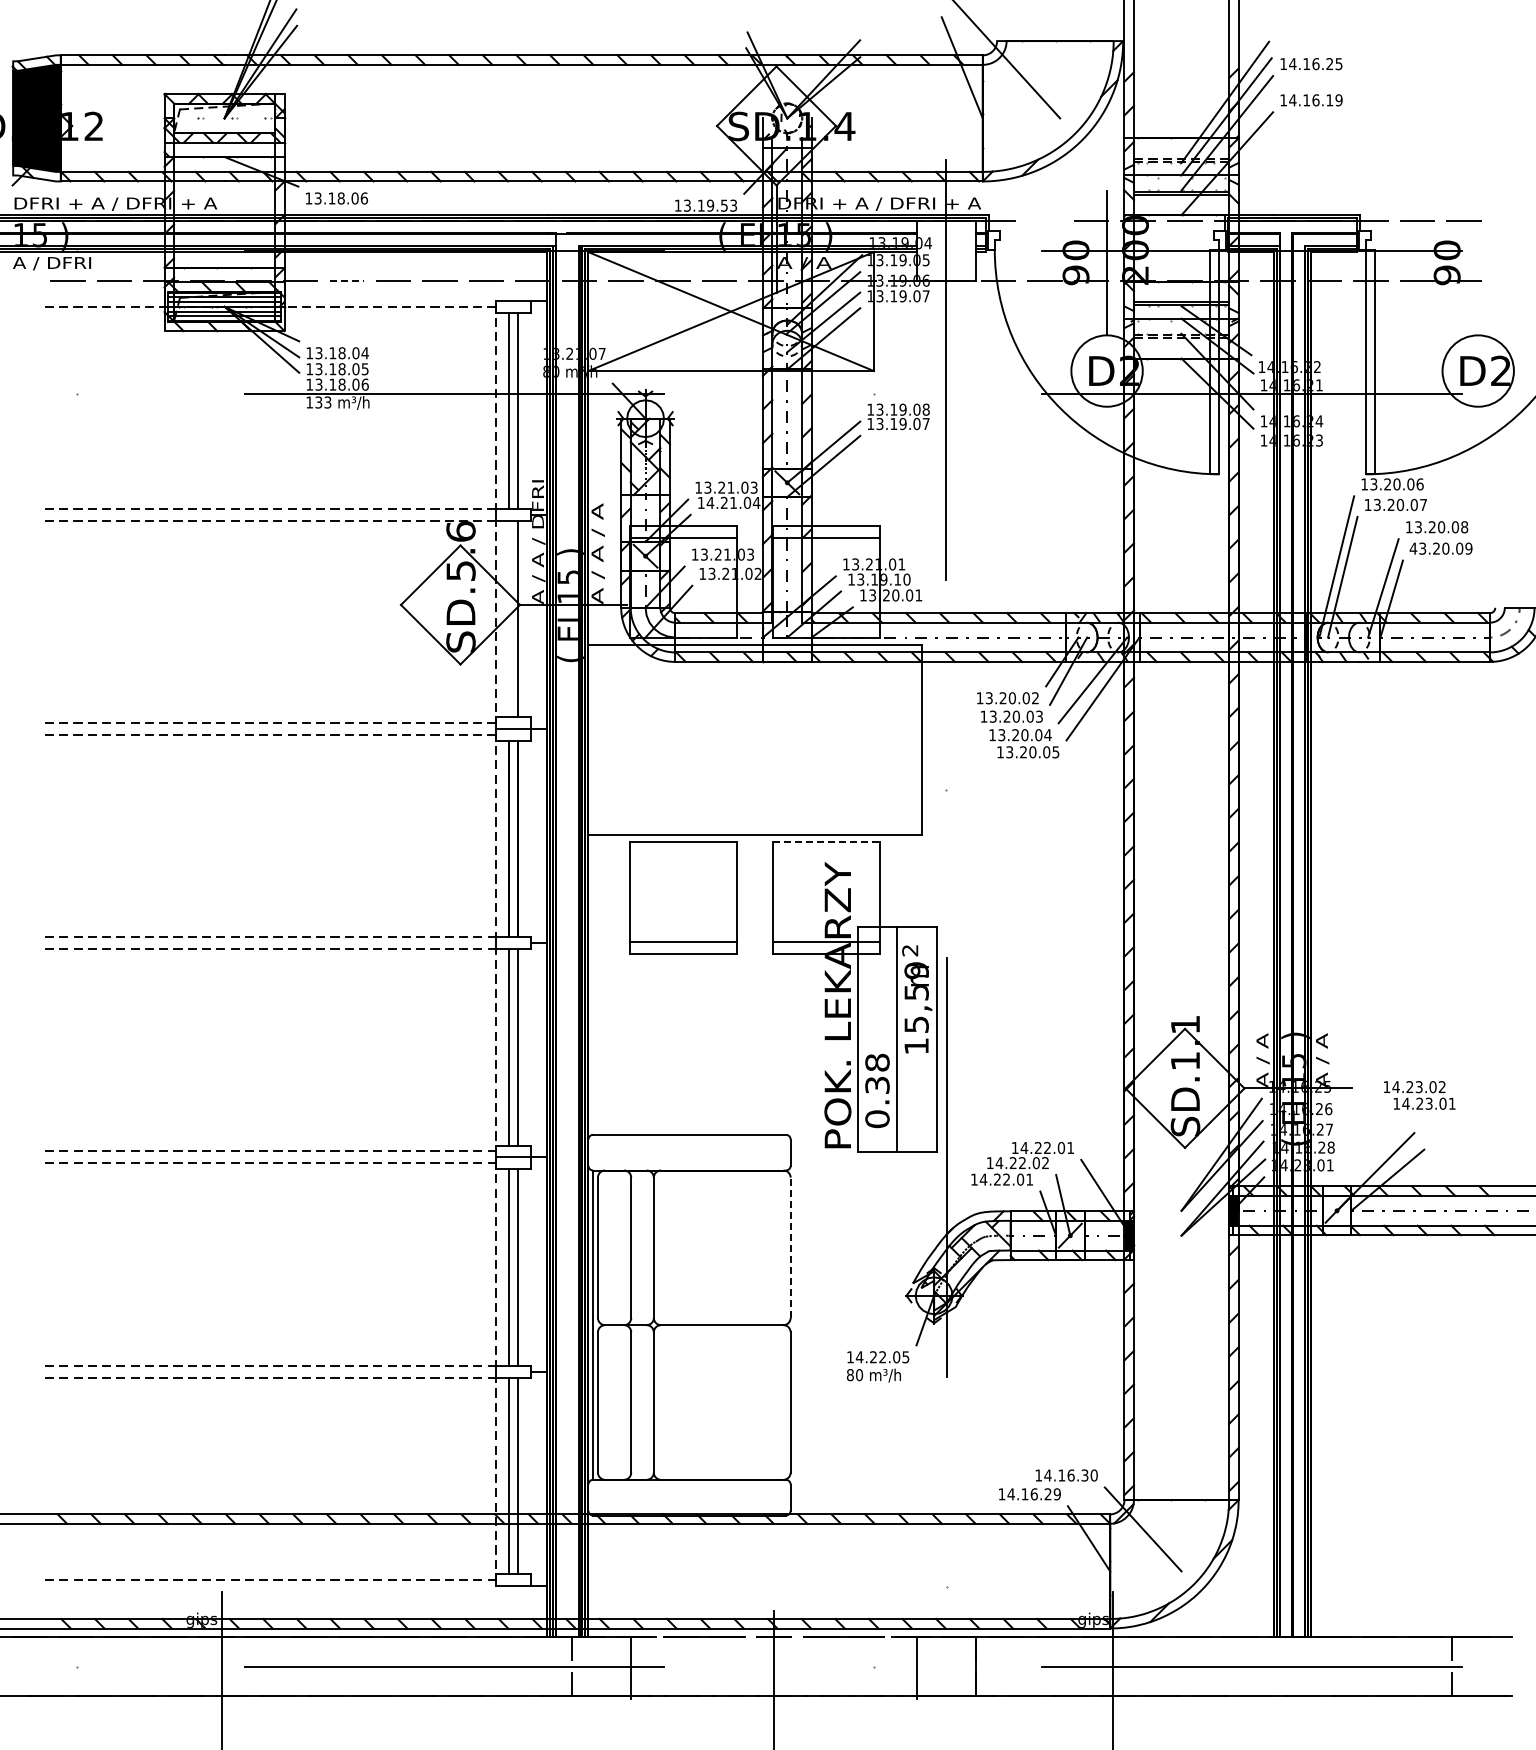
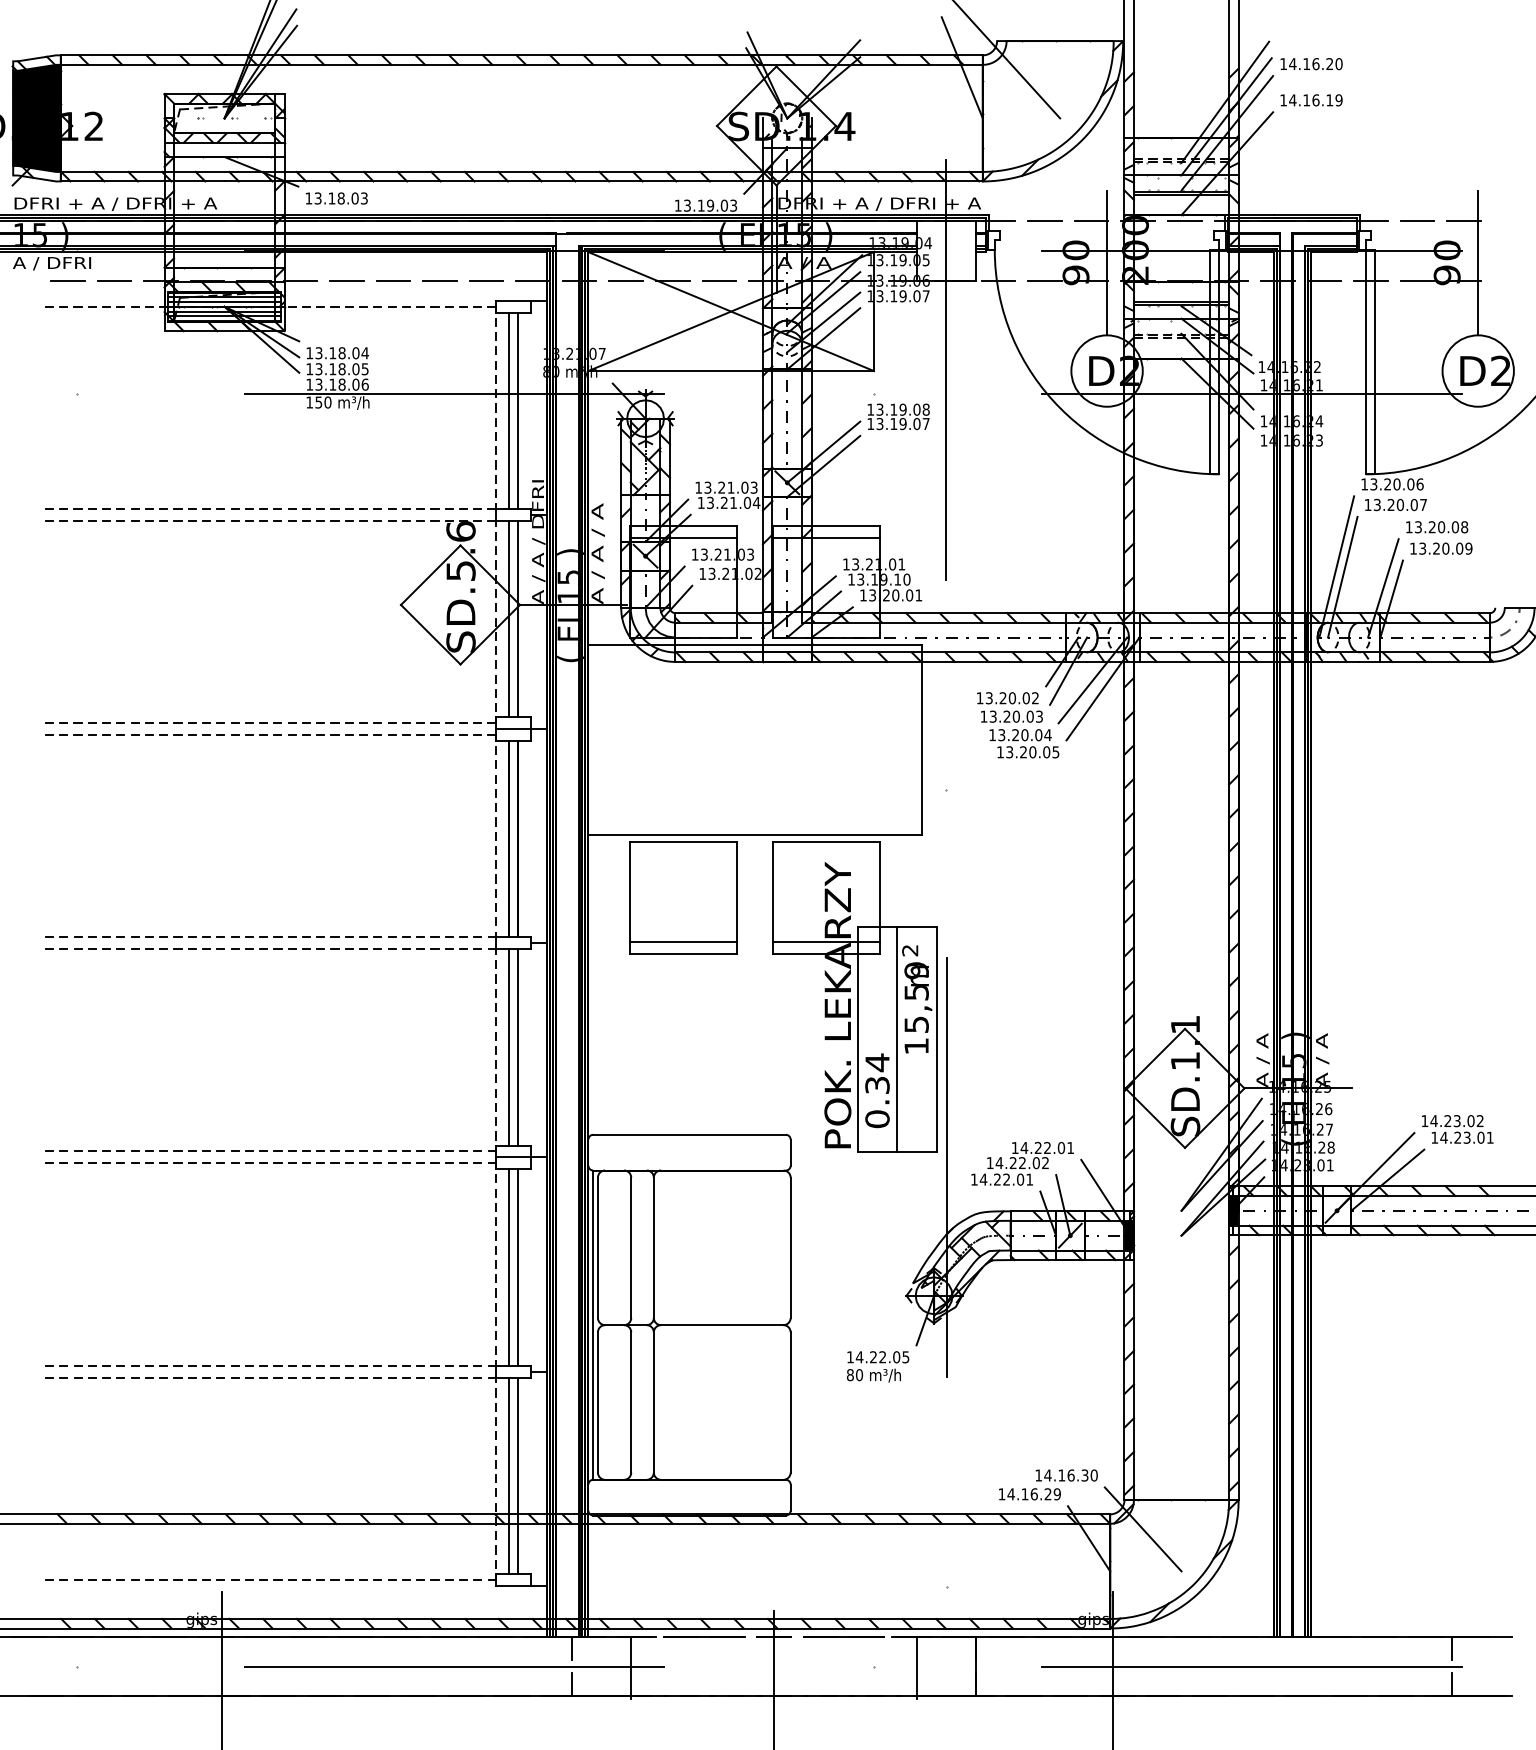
text: 14.16.25 -> 14.16.20 (1338, 64)
text: 13.18.06 -> 13.18.03 (364, 198)
text: 13.19.53 -> 13.19.03 (723, 205)
line: none -> present (1044, 221)
line: none -> present (1478, 263)
line: dashed -> solid (347, 280)
text: 133 -> 150 (323, 402)
text: 14.21.04 -> 13.21.04 (710, 502)
text: 43.20.09 -> 13.20.09 (1413, 548)
line: none -> present (508, 618)
line: dashed -> solid (826, 842)
text: 0.38 -> 0.34 (877, 1062)
text position: (1419, 1095) -> (1457, 1129) (1457, 1129)
line: dashed -> solid (790, 1247)
